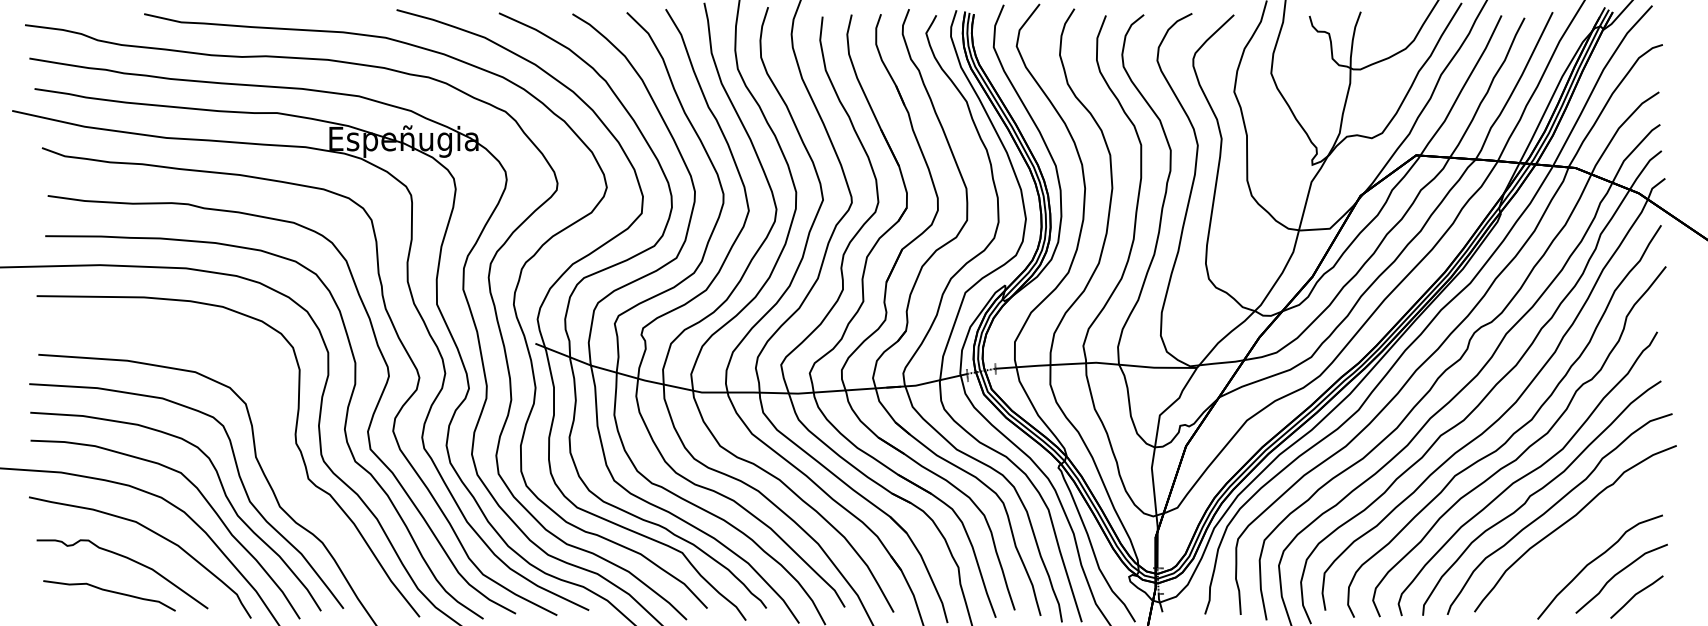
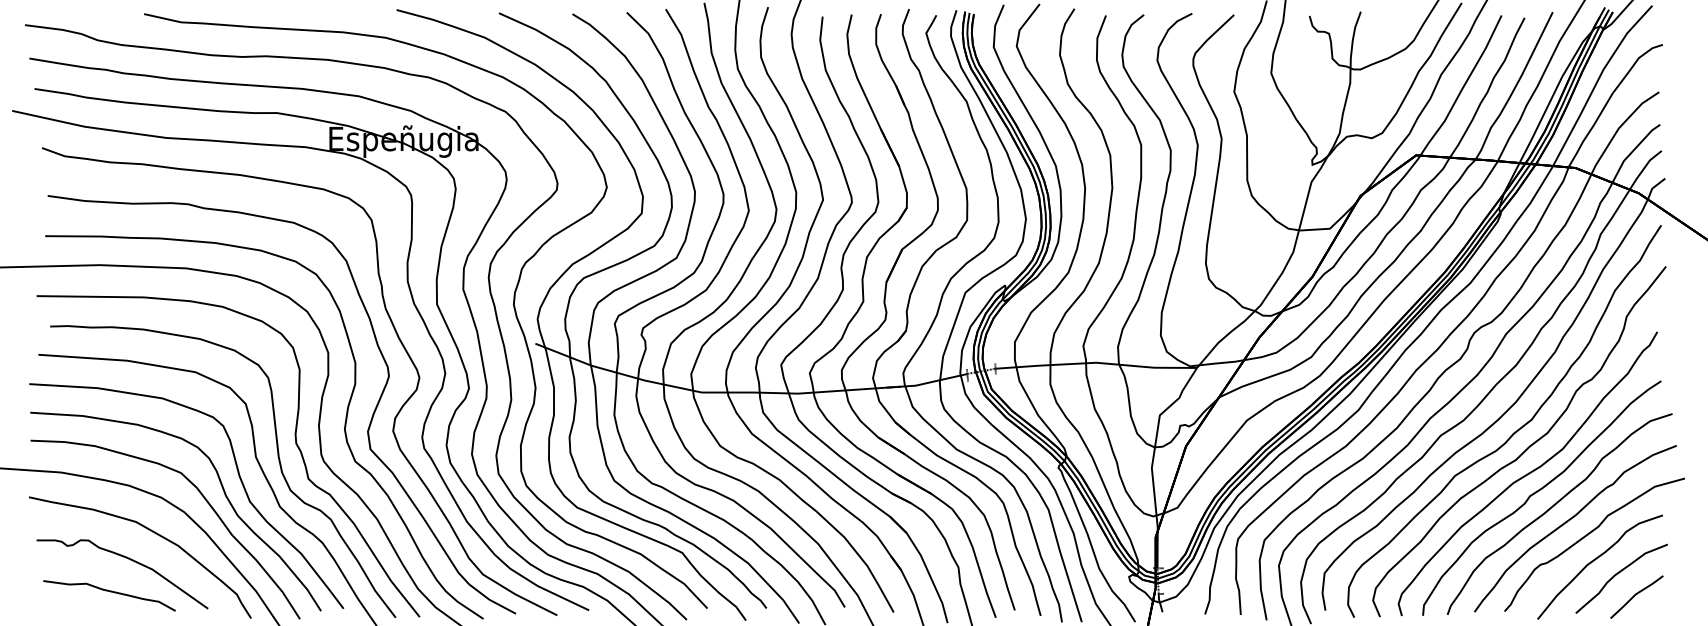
part: none -> present (277, 457)
part: none -> present (1588, 535)
